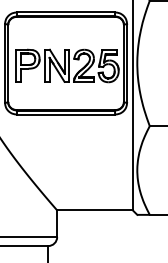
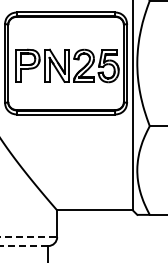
line: solid -> dashed (29, 237)
line: solid -> dashed (24, 246)
